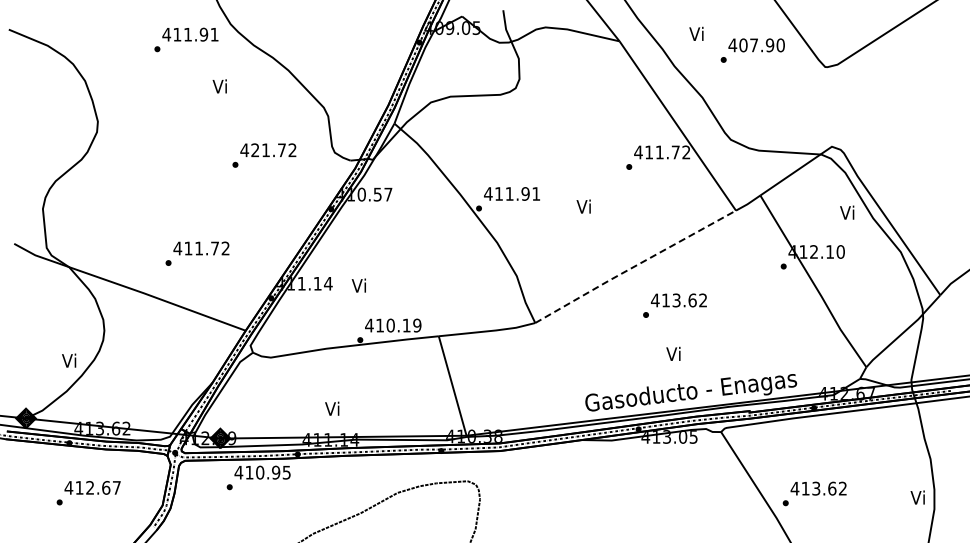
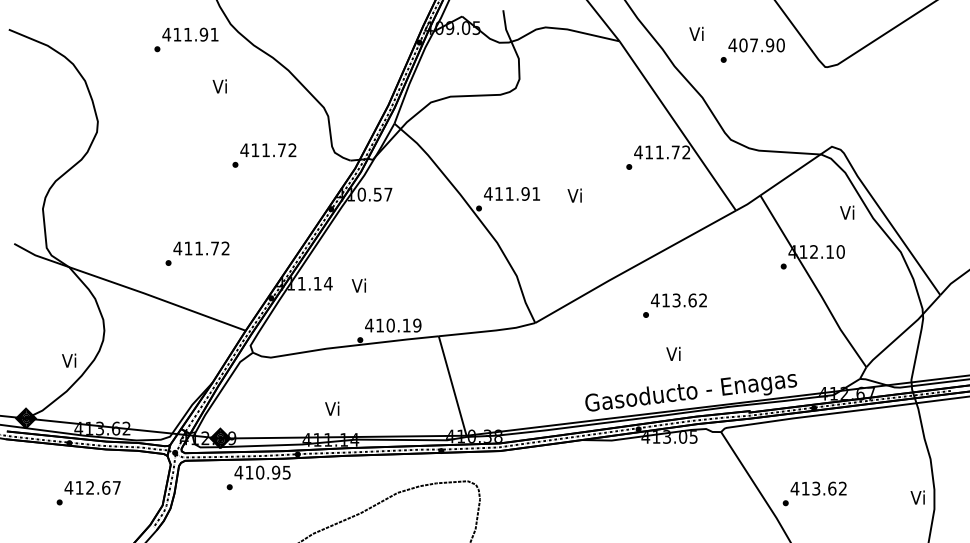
text: 421.72 -> 411.72 (255, 149)
text position: (583, 206) -> (574, 195) (574, 195)
line: dashed -> solid (635, 266)
